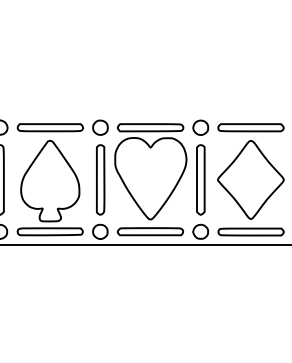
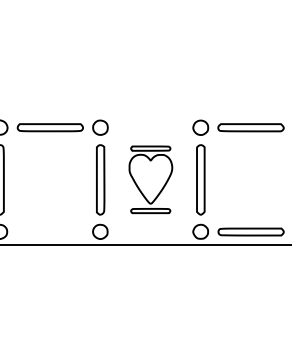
part size: 74x114 px -> 46x69 px (150, 179)
part: present -> none (250, 179)
part: present -> none (49, 188)
